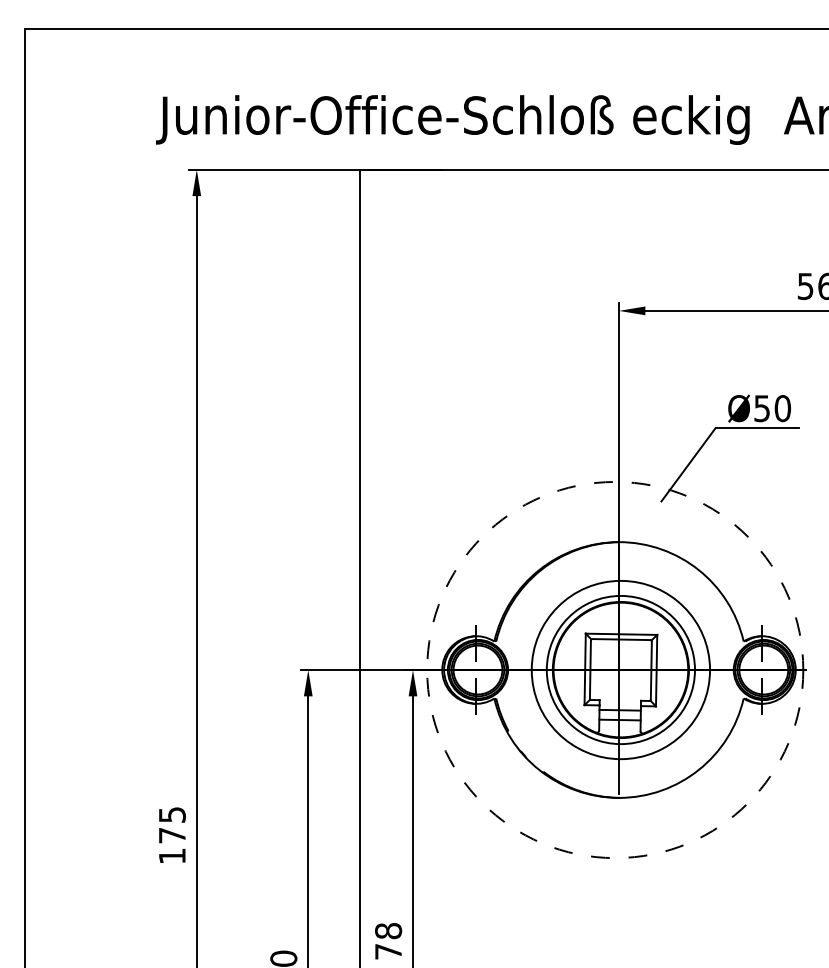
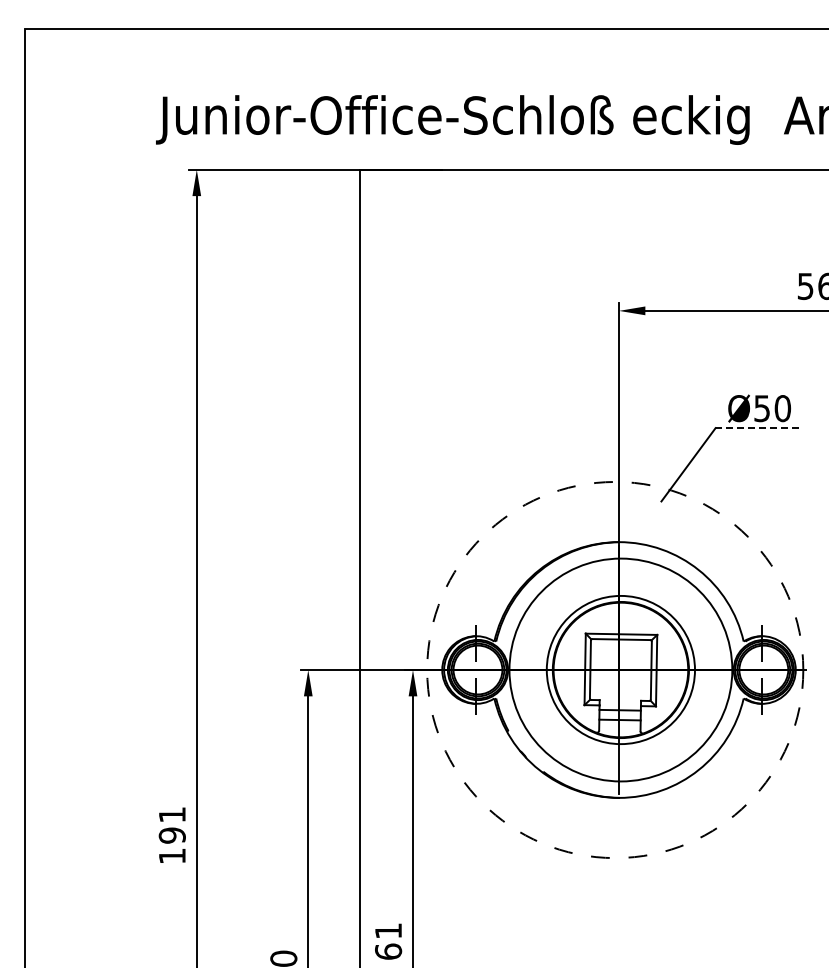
line: solid -> dashed (757, 428)
circle diameter: 178 px -> 223 px (620, 669)
text: 175 -> 191 (171, 825)
text: 78 -> 61 (388, 941)
